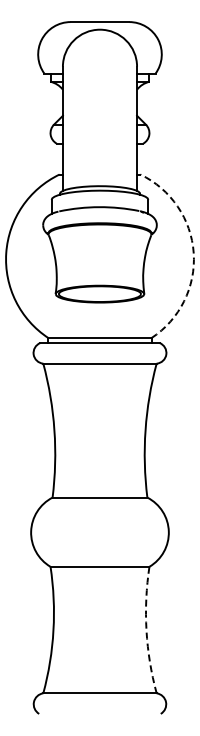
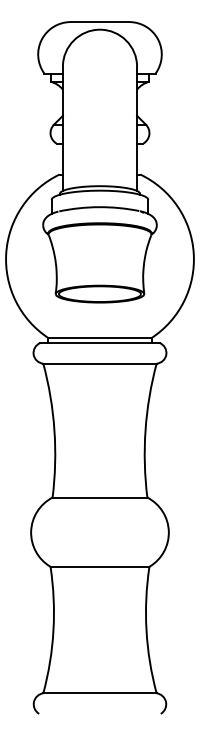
arc: dashed -> solid (193, 253)
arc: dashed -> solid (146, 630)
